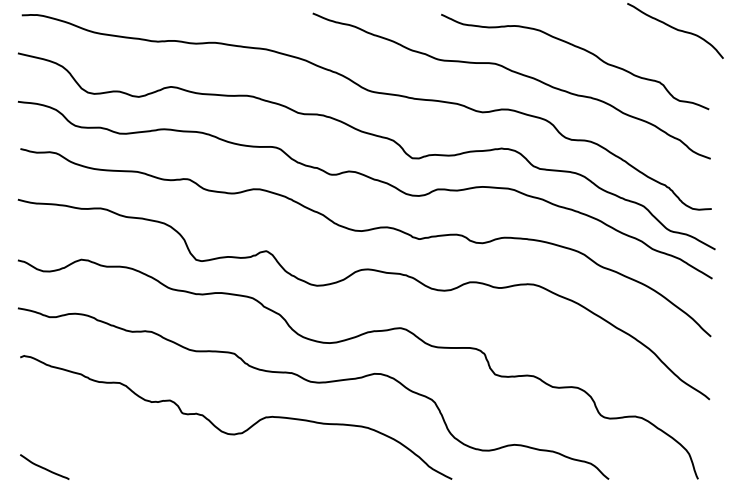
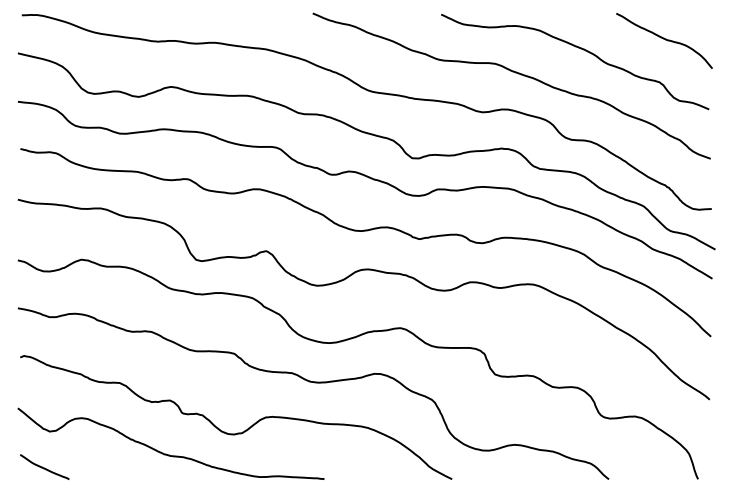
curve position: (675, 29) -> (664, 39) (664, 39)
curve: none -> present (166, 453)
